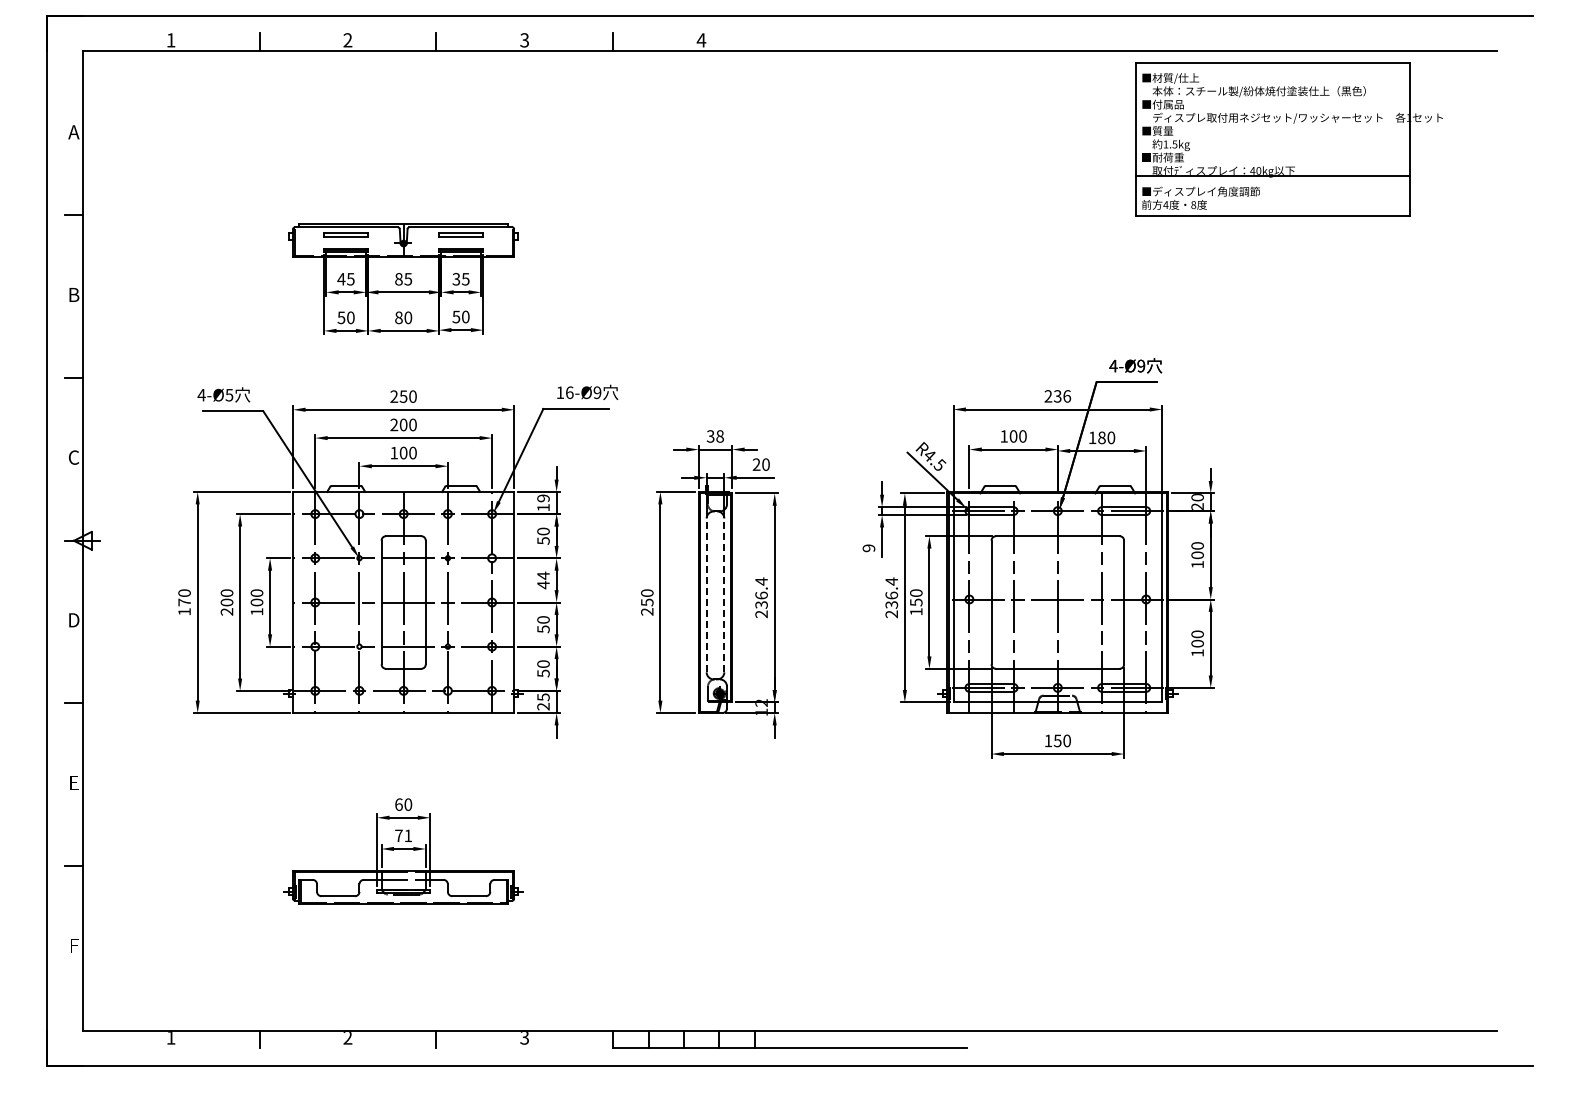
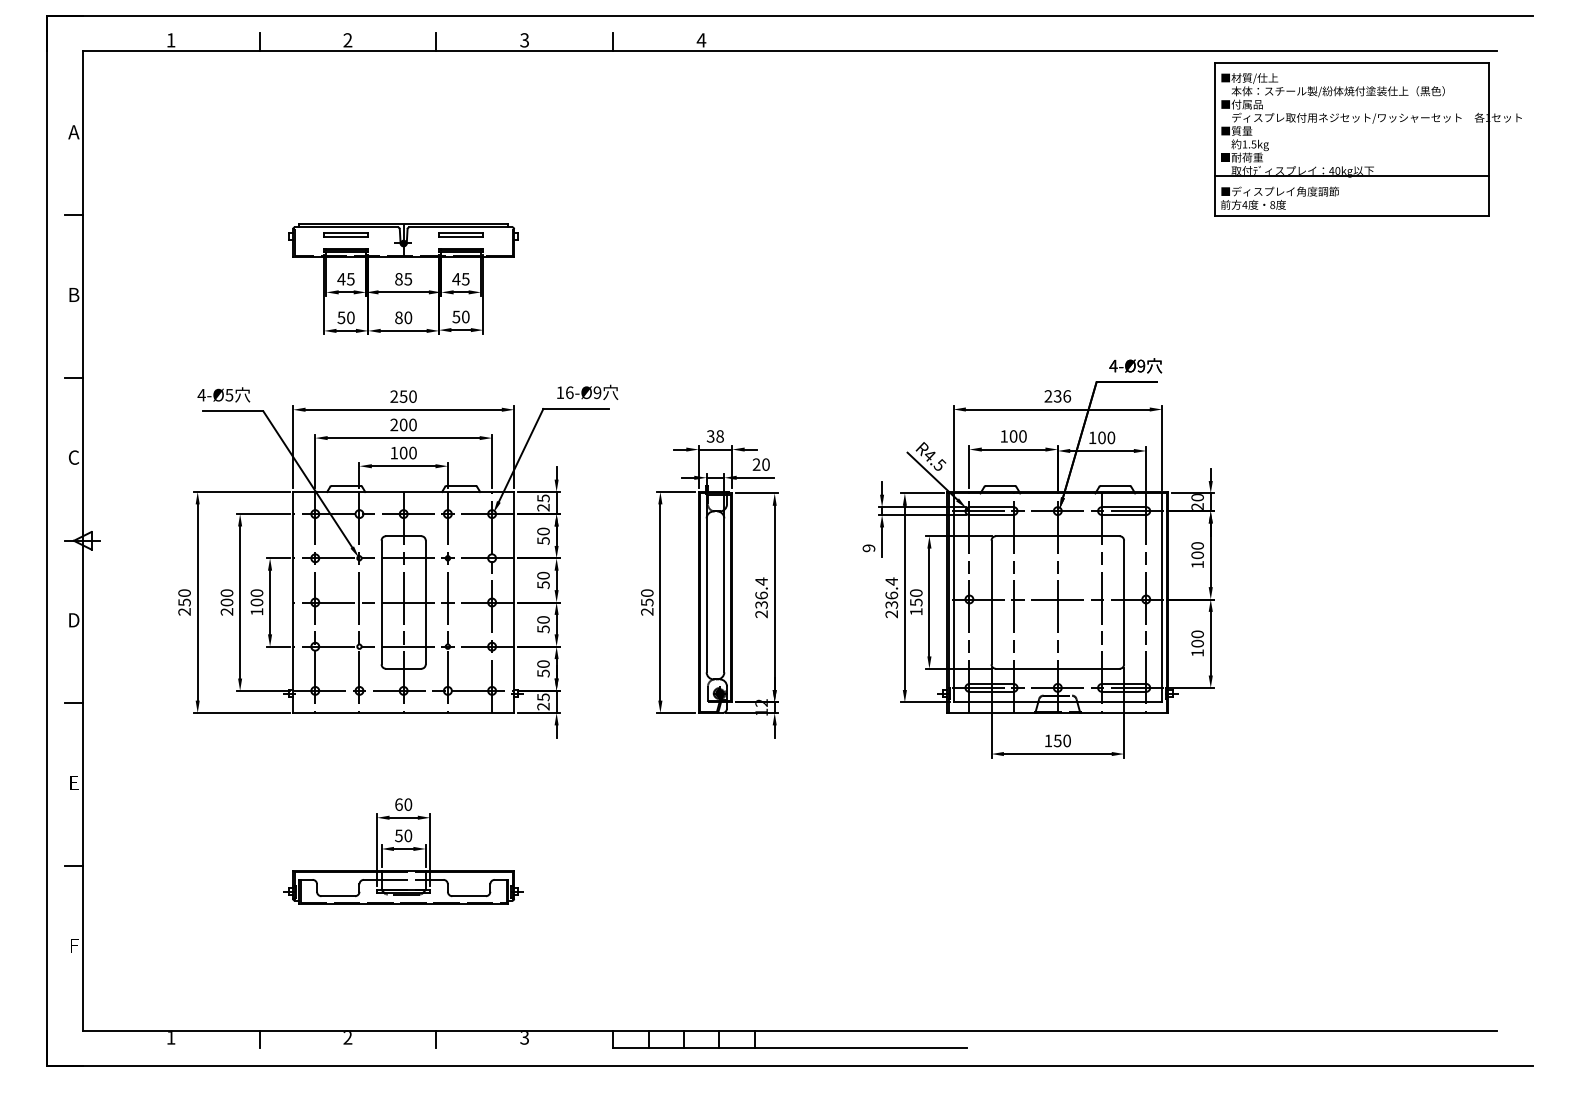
part position: (1288, 139) -> (1367, 139) (1367, 139)
text: 35 -> 45 (456, 279)
text: 180 -> 100 (1101, 437)
text: 19 -> 25 (543, 502)
text: 44 -> 50 (543, 580)
line: dashed -> solid (706, 595)
line: dashed -> solid (724, 595)
text: 170 -> 250 (184, 606)
text: 71 -> 50 (403, 835)
